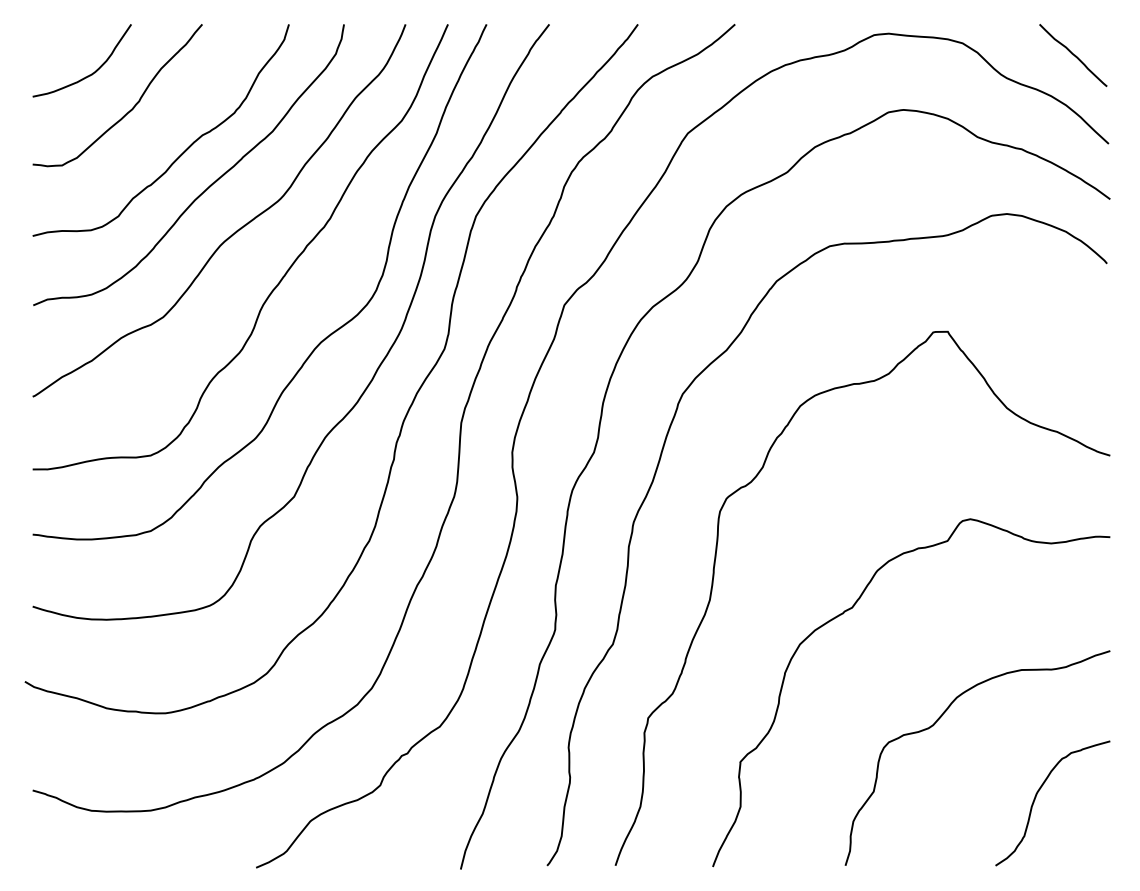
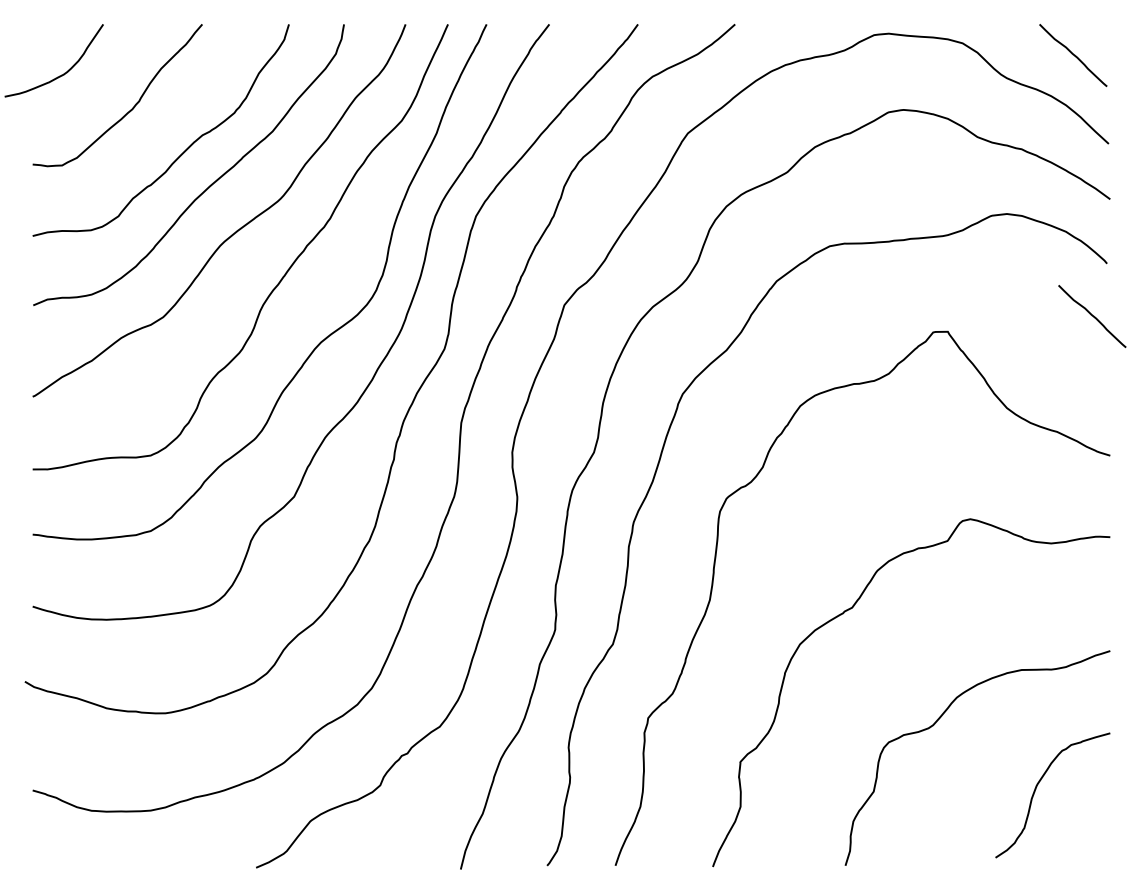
curve position: (89, 74) -> (61, 74) (61, 74)
curve: none -> present (1092, 316)
curve position: (1036, 797) -> (1036, 789) (1036, 789)
